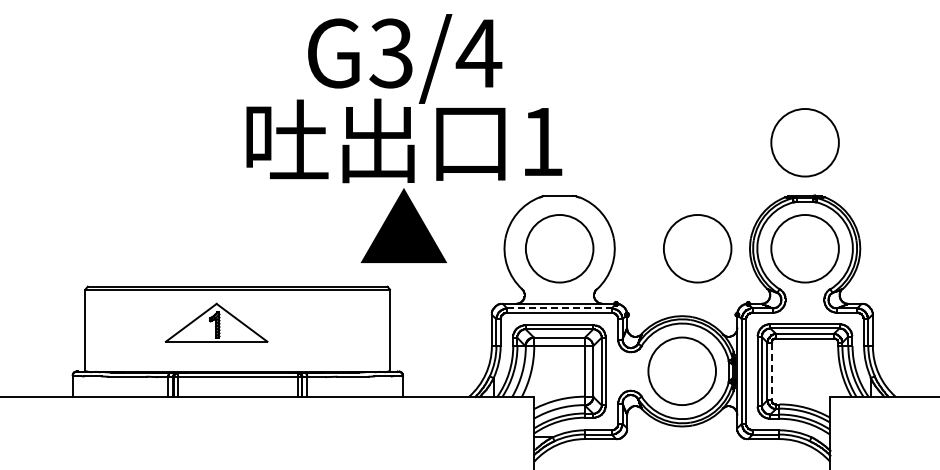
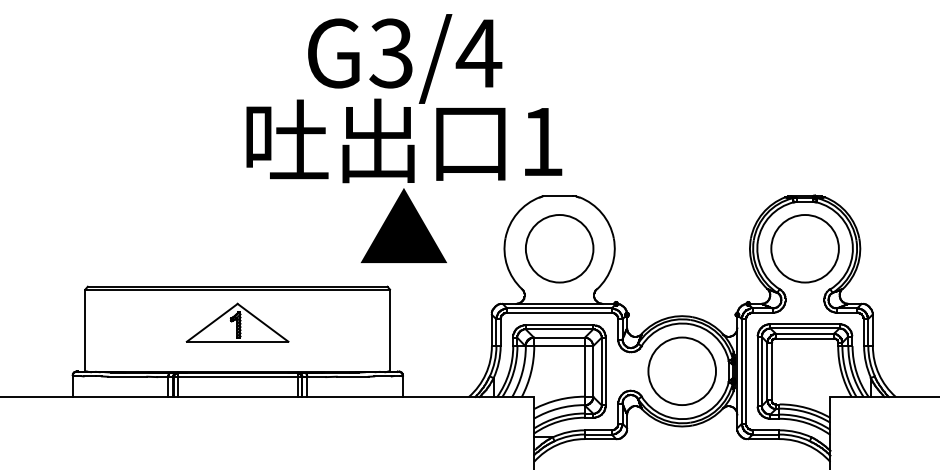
part: present -> none (804, 142)
part: present -> none (697, 248)
line: dashed -> solid (560, 308)
part position: (216, 322) -> (237, 322) (237, 322)
line: dashed -> solid (771, 371)
